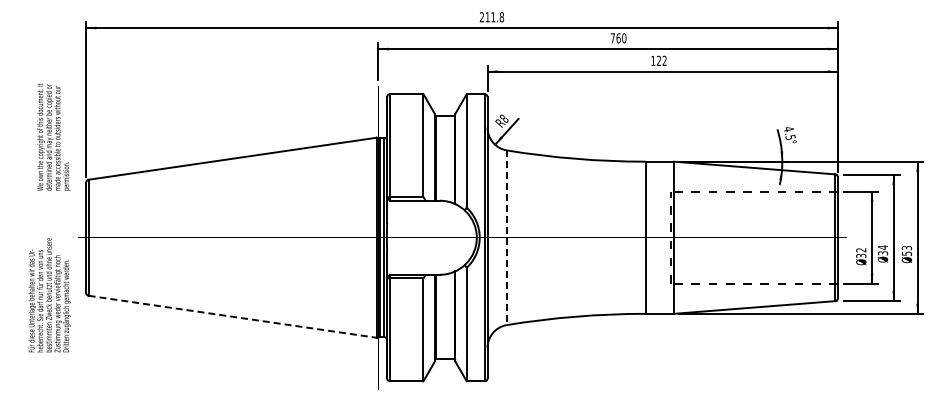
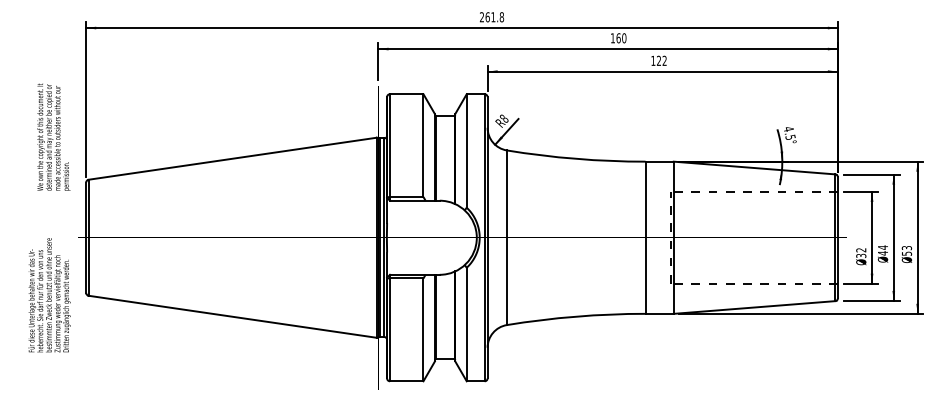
text: 211.8 -> 261.8 (487, 17)
text: 760 -> 160 (612, 38)
line: dashed -> solid (506, 238)
text: 34 -> 44 (882, 253)
line: dashed -> solid (232, 316)
